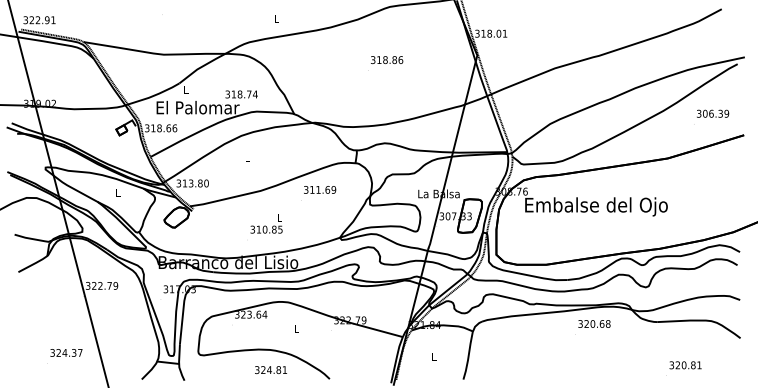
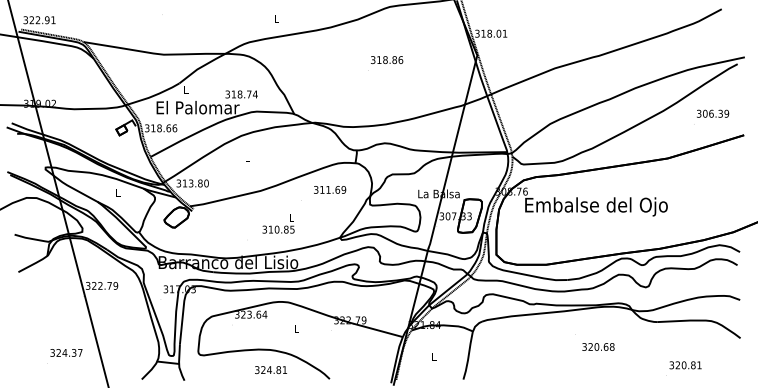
text position: (320, 189) -> (330, 189) (330, 189)
text position: (266, 223) -> (278, 223) (278, 223)
text position: (594, 323) -> (598, 346) (598, 346)
